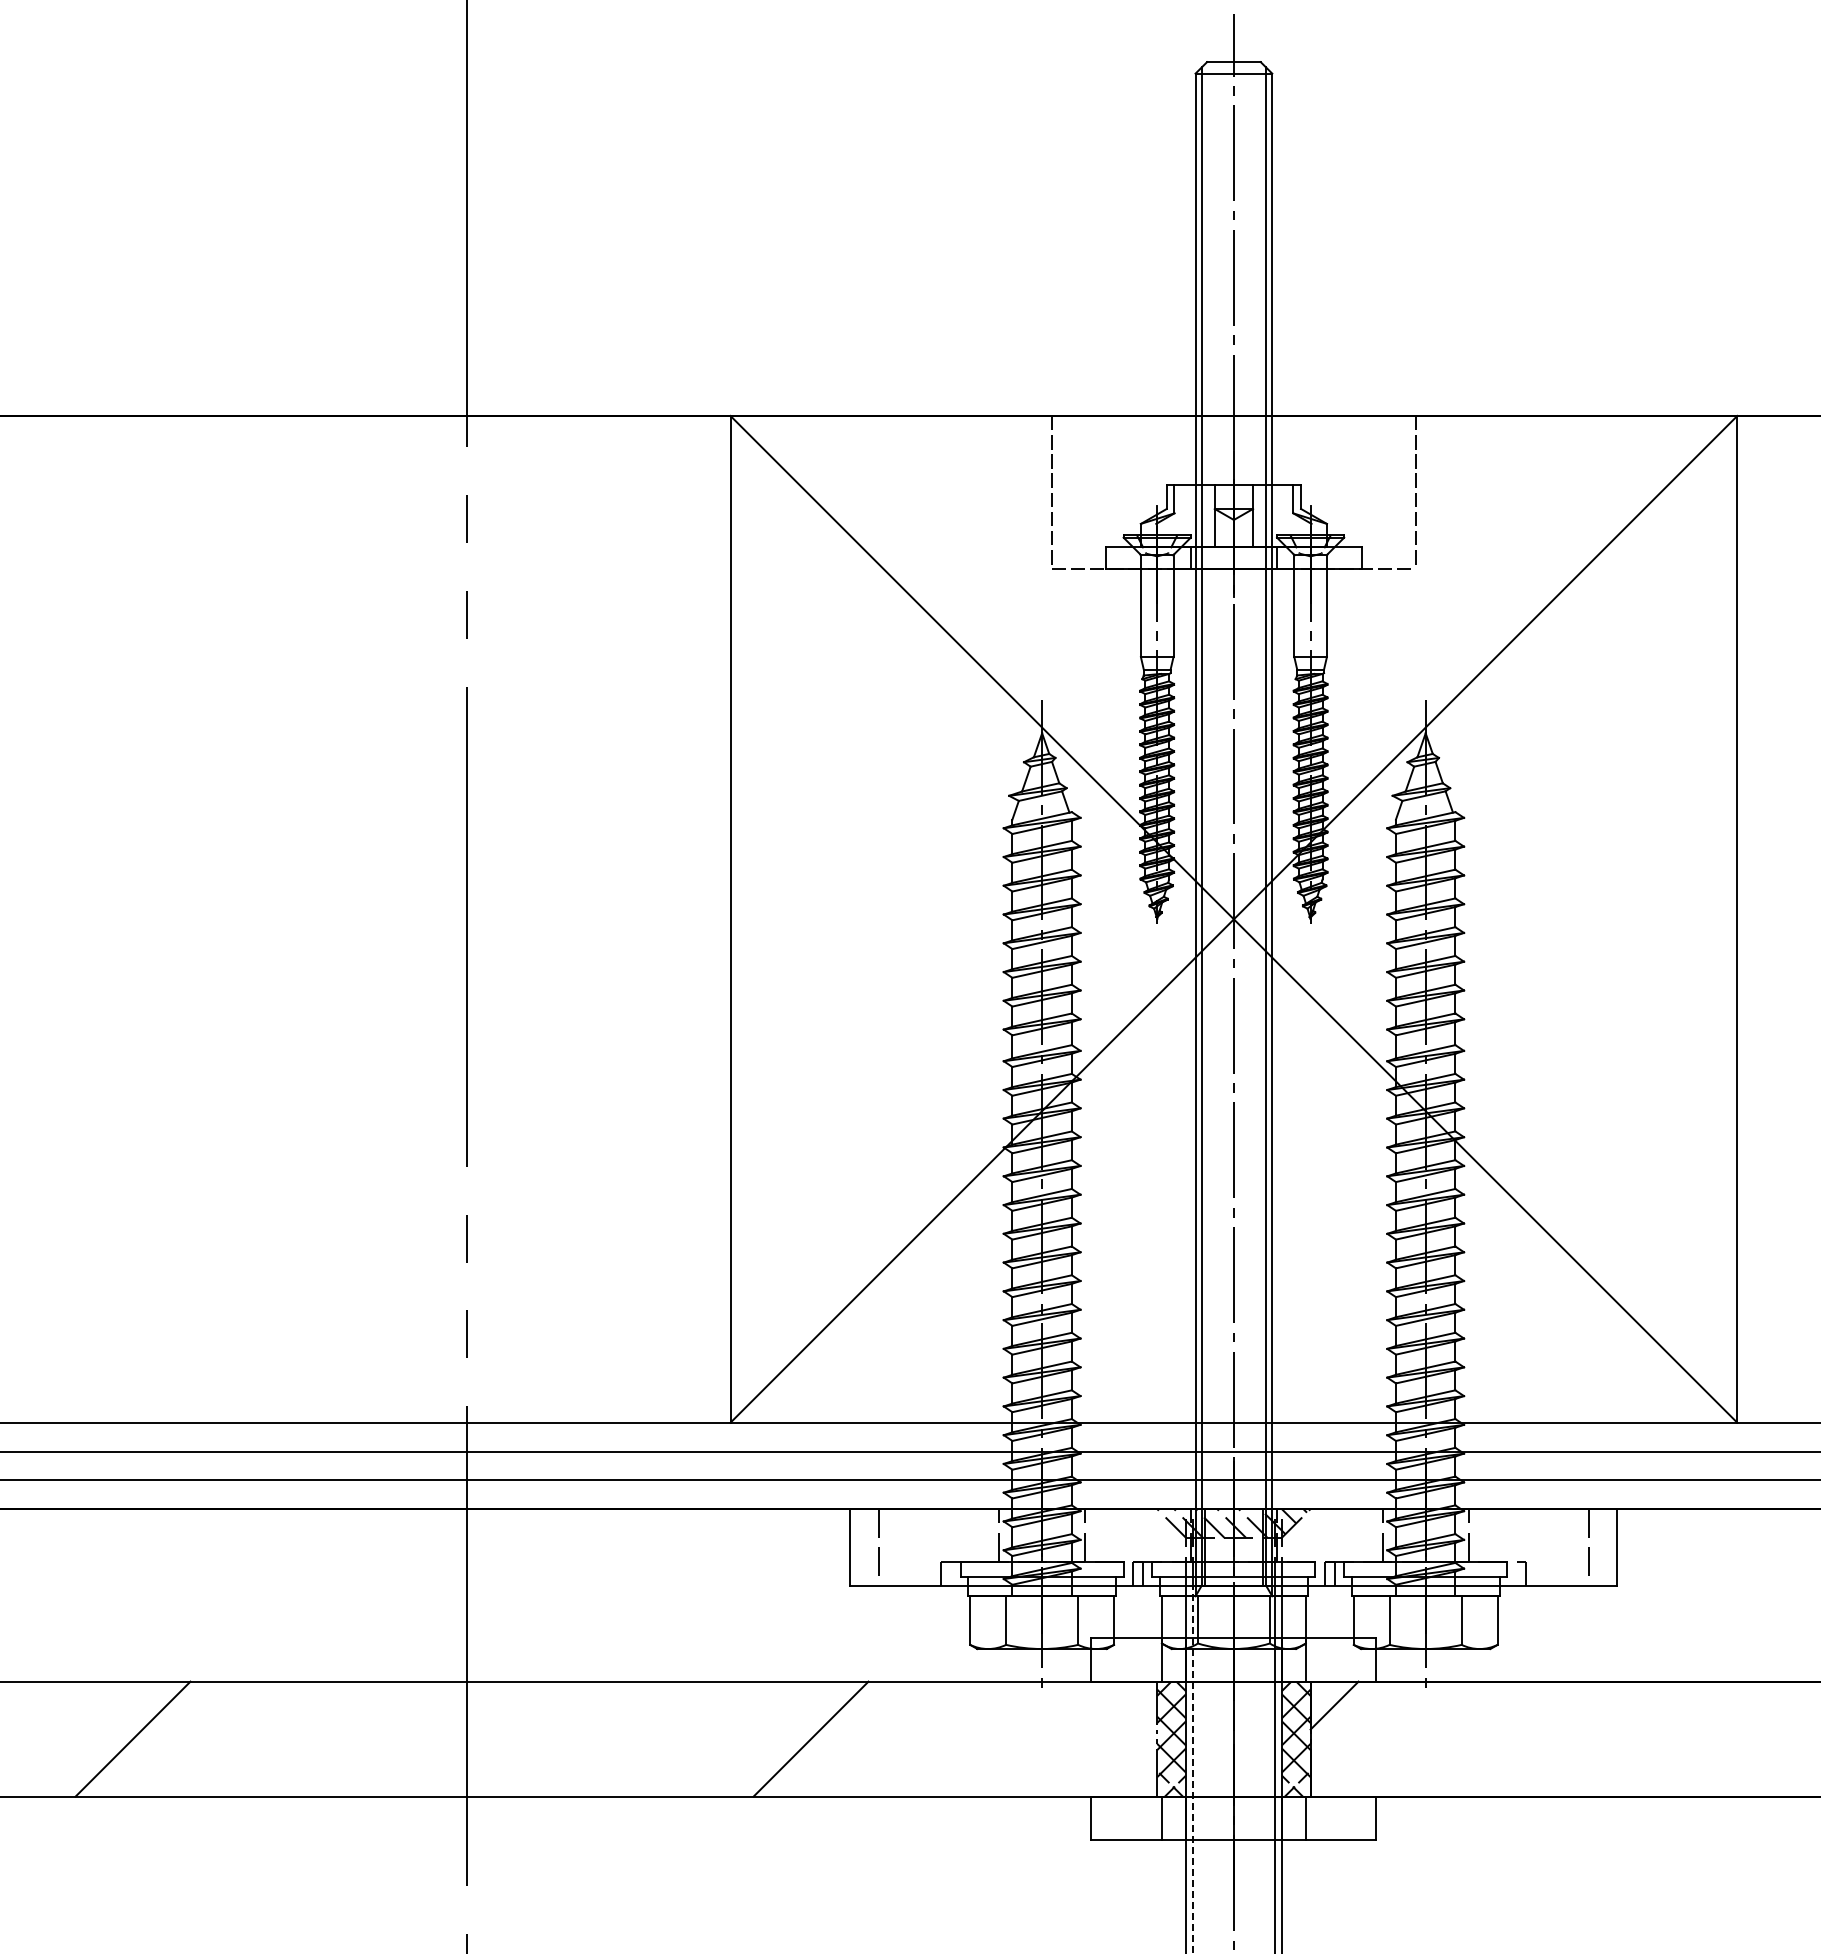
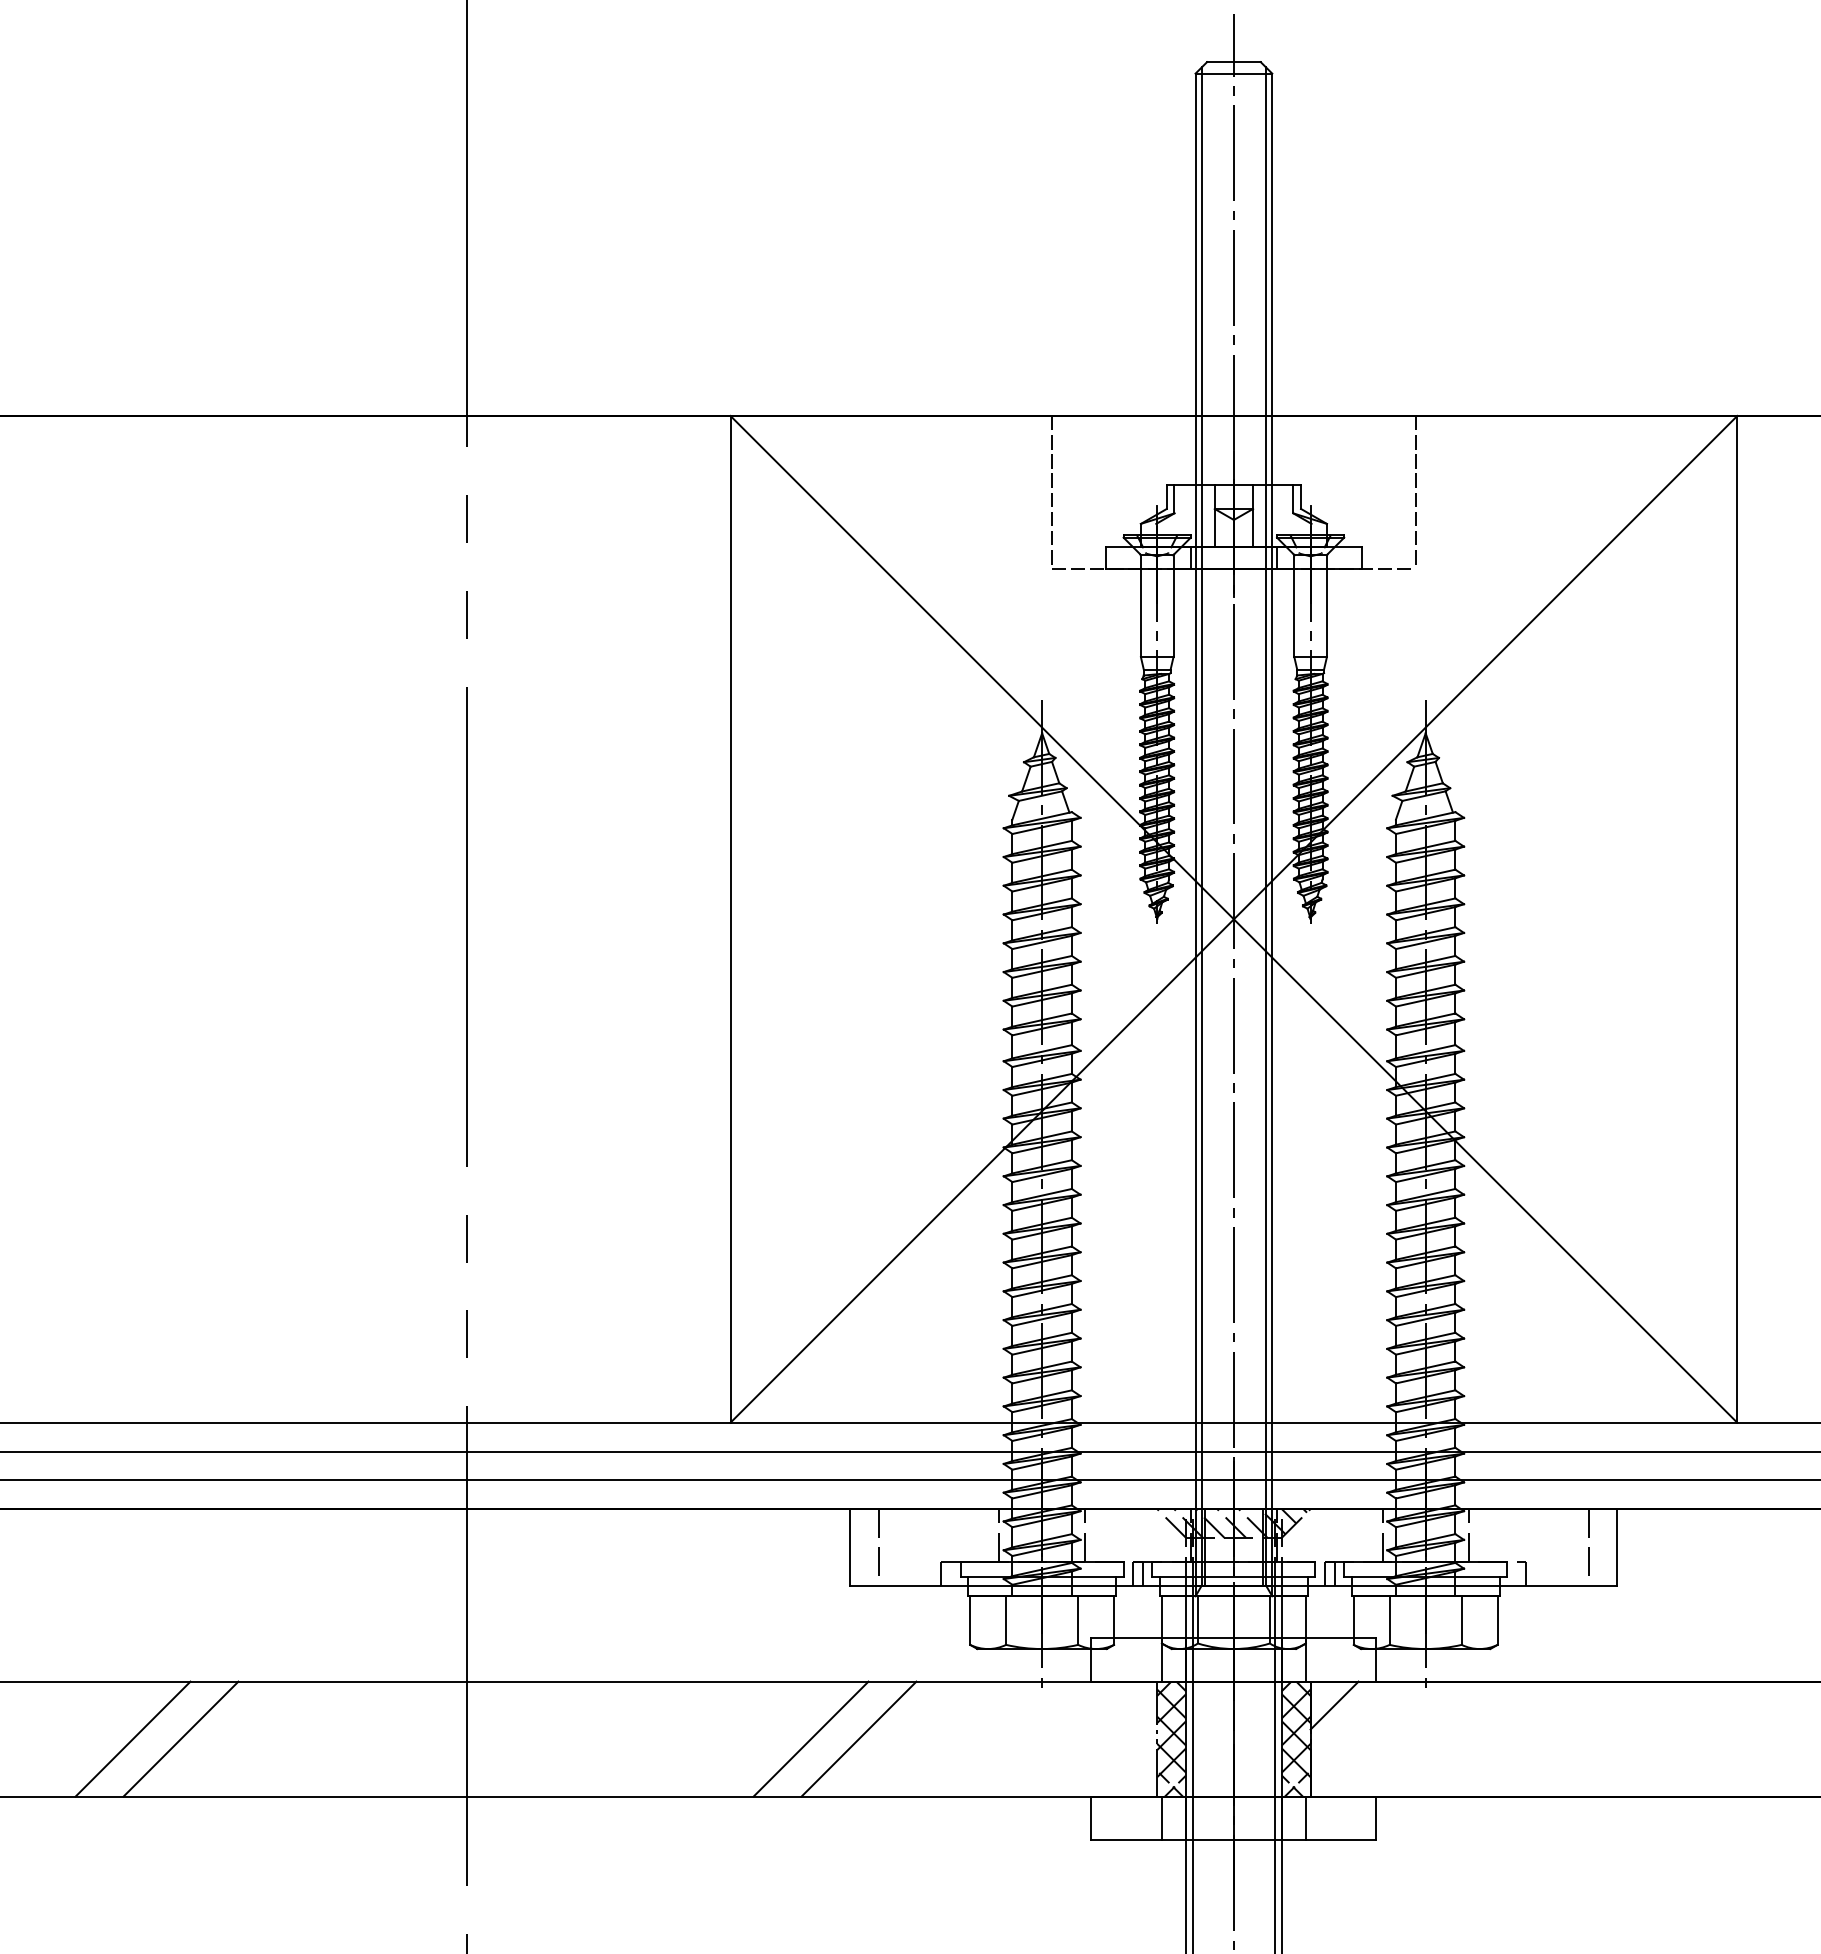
line: none -> present (180, 1738)
line: none -> present (858, 1738)
line: dashed -> solid (1192, 1769)
